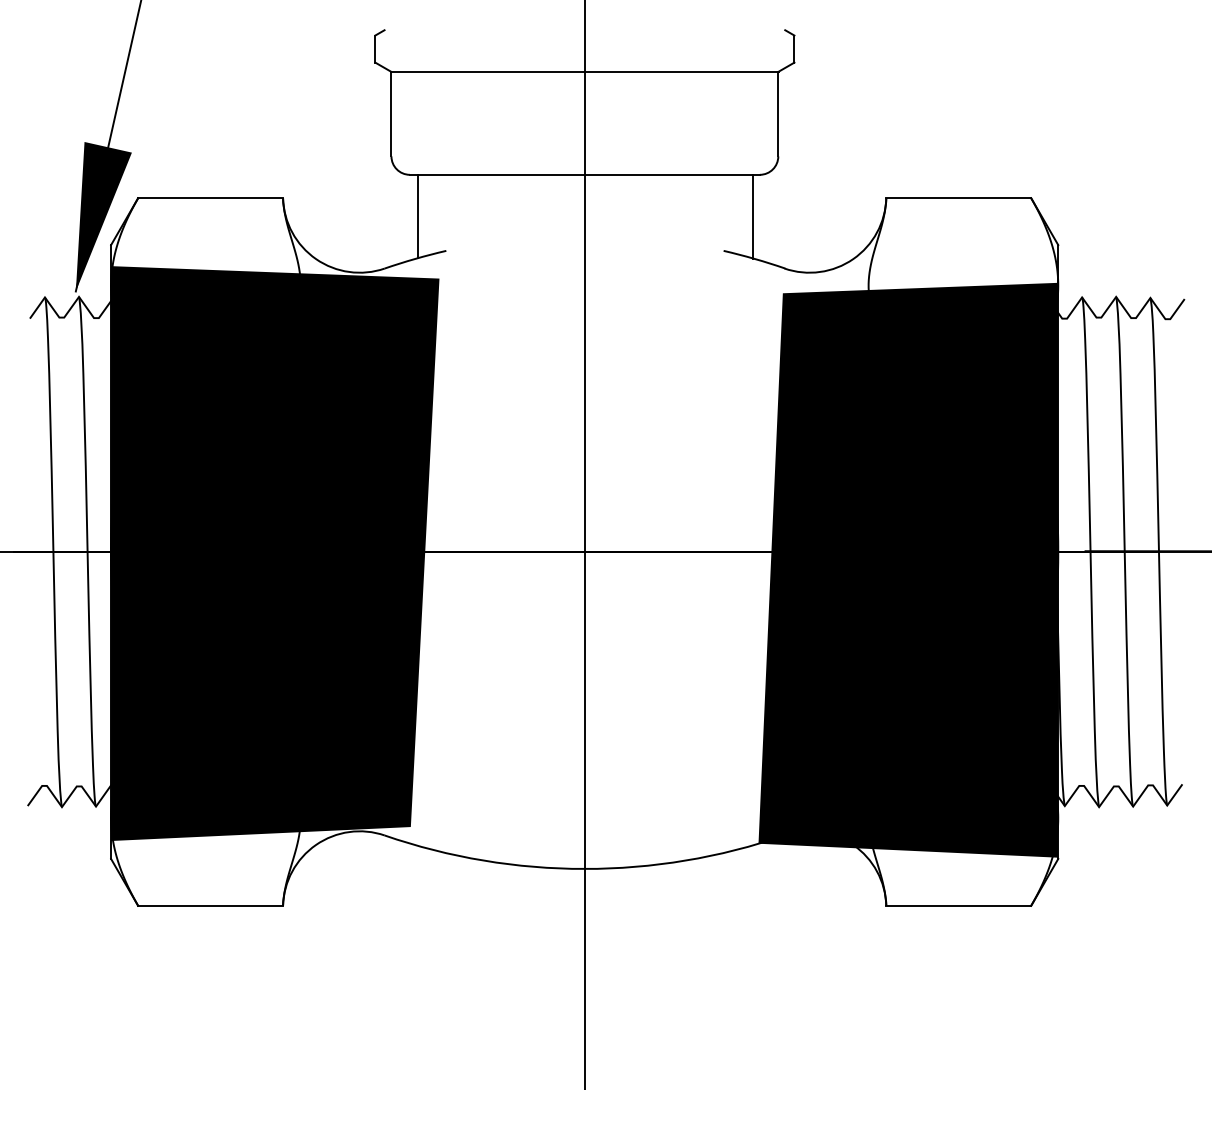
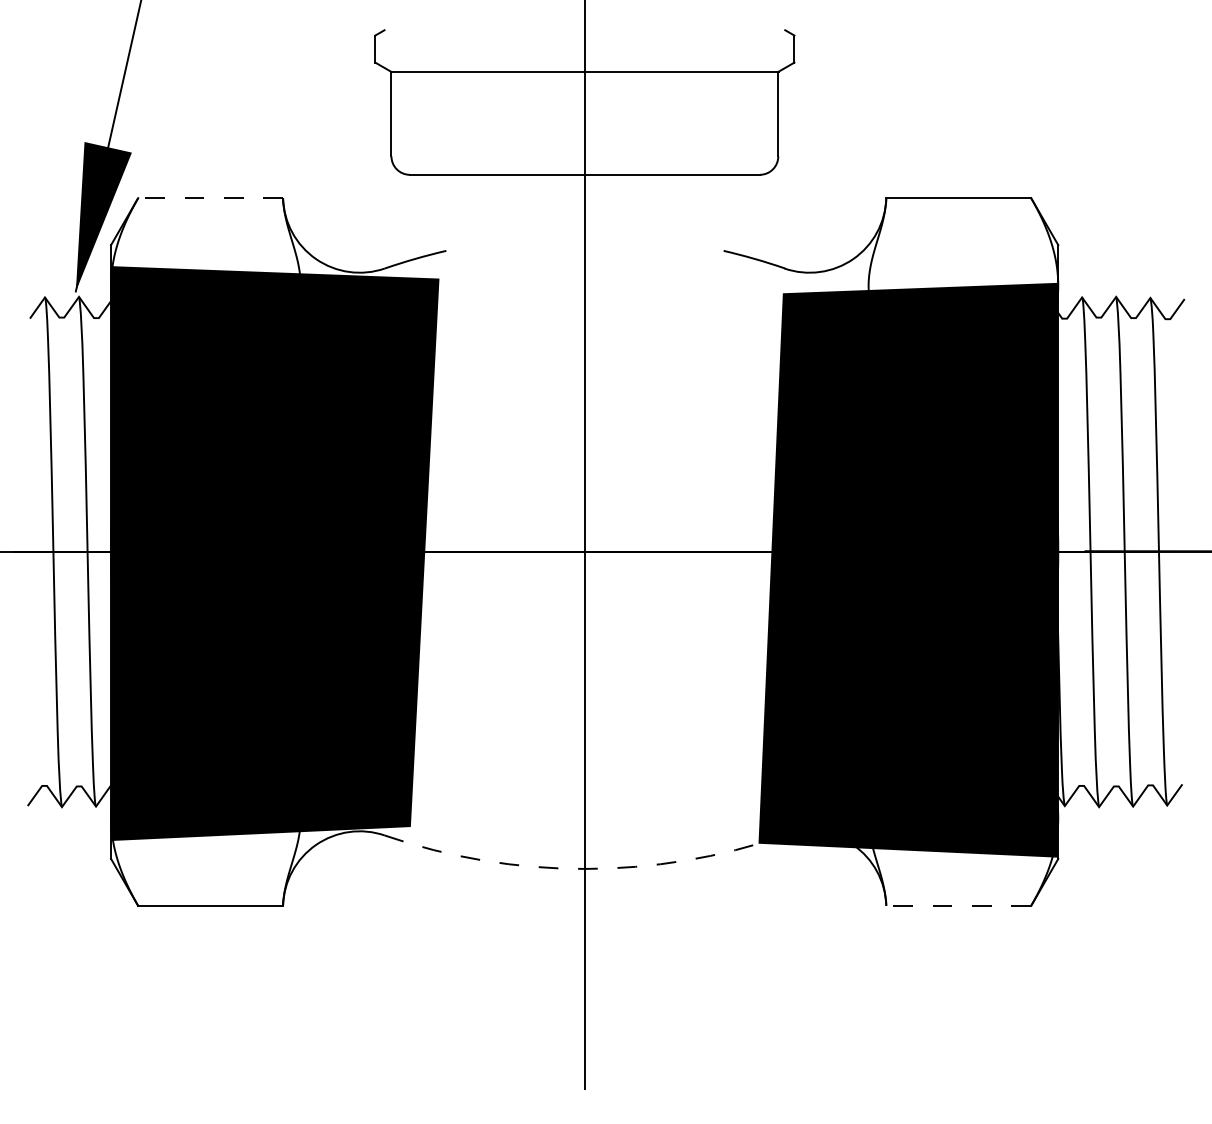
line: solid -> dashed (210, 198)
line: present -> none (417, 216)
line: present -> none (753, 216)
arc: solid -> dashed (584, 868)
line: solid -> dashed (958, 905)
